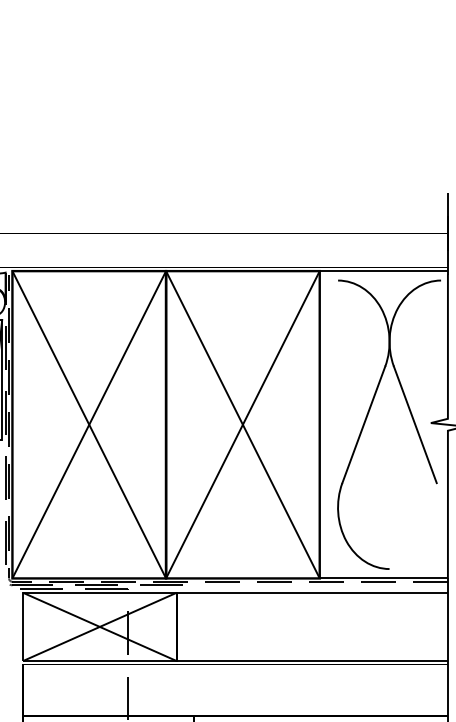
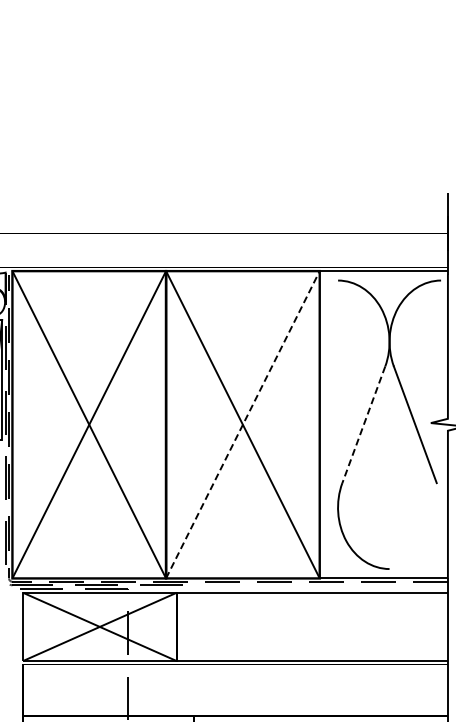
line: solid -> dashed (242, 424)
line: solid -> dashed (363, 425)
